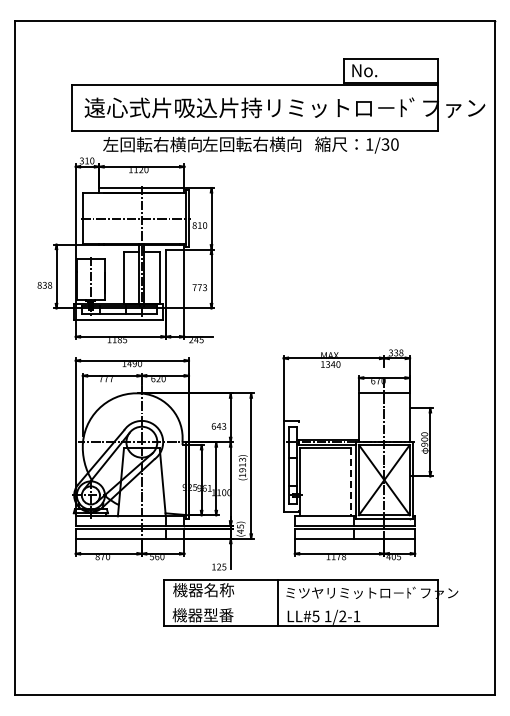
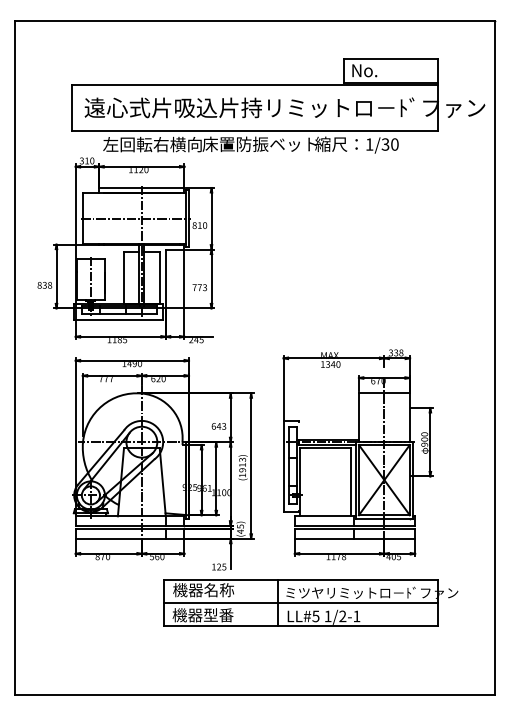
text: 左回転右横向 -> 床置防振ベット (259, 143)
line: dashed -> solid (351, 482)
line: none -> present (300, 603)
